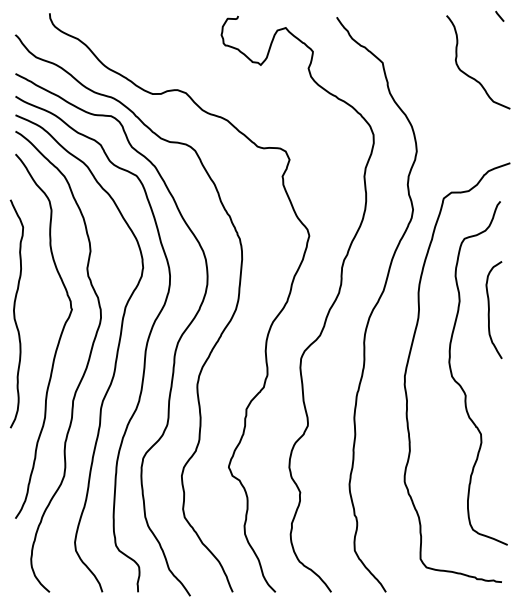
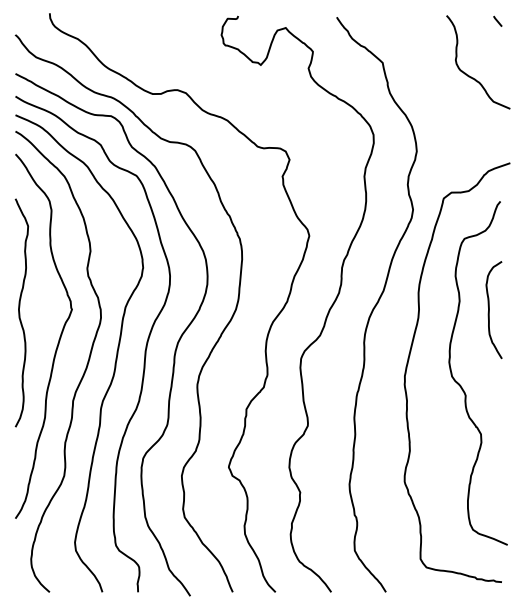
line position: (499, 15) -> (497, 20) (497, 20)
curve position: (15, 313) -> (20, 312) (20, 312)
